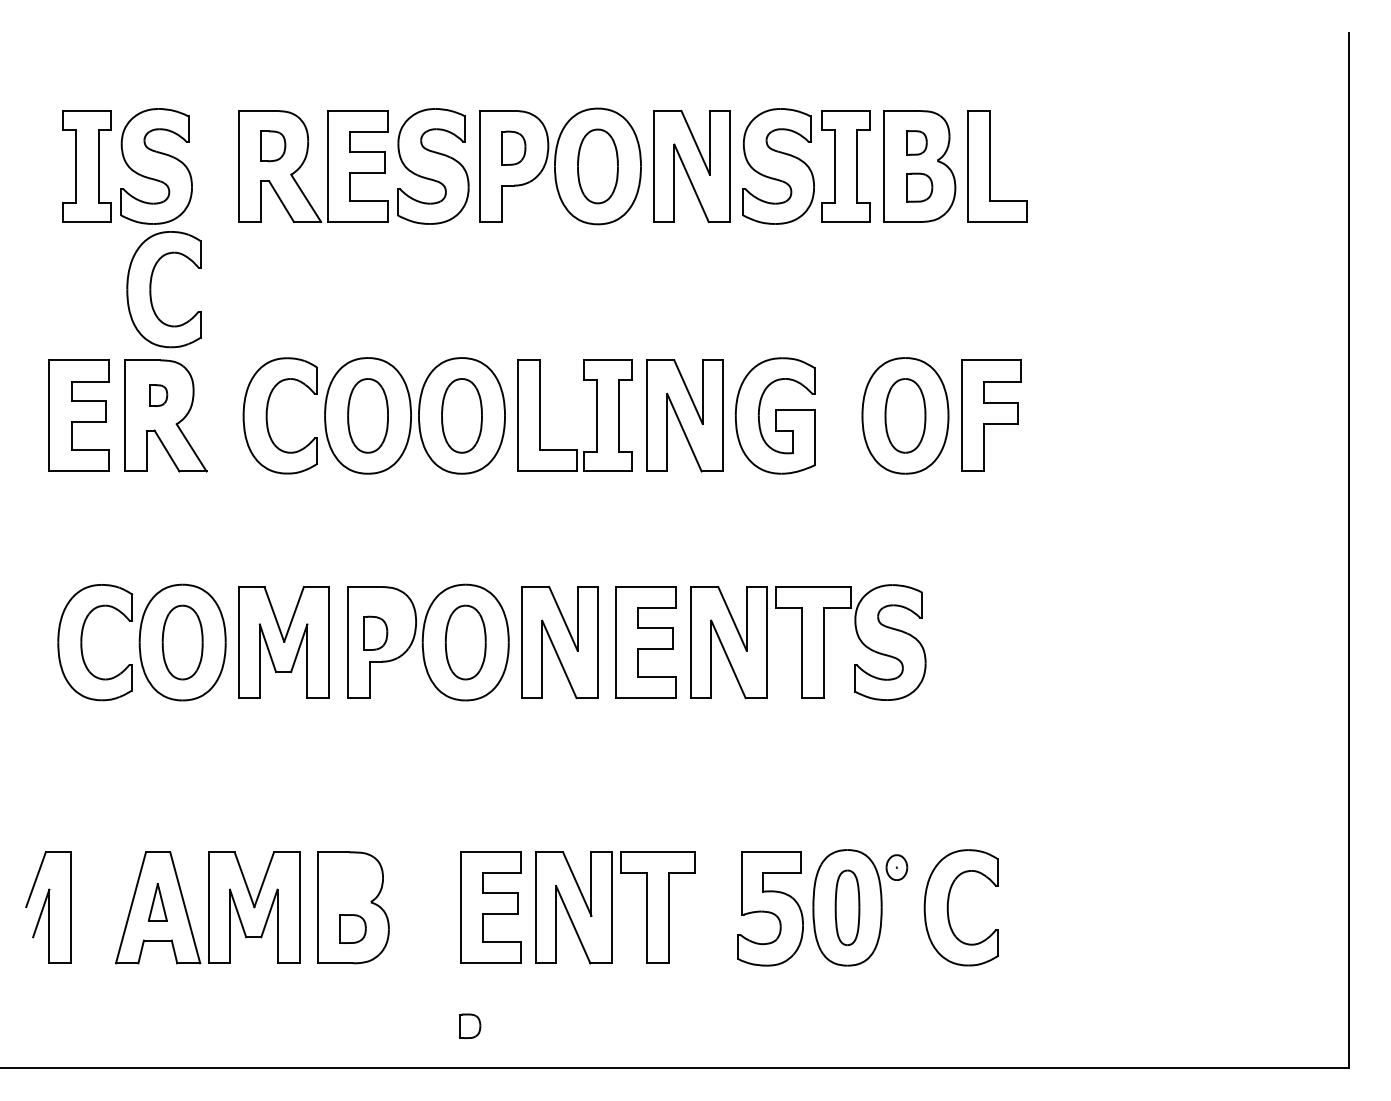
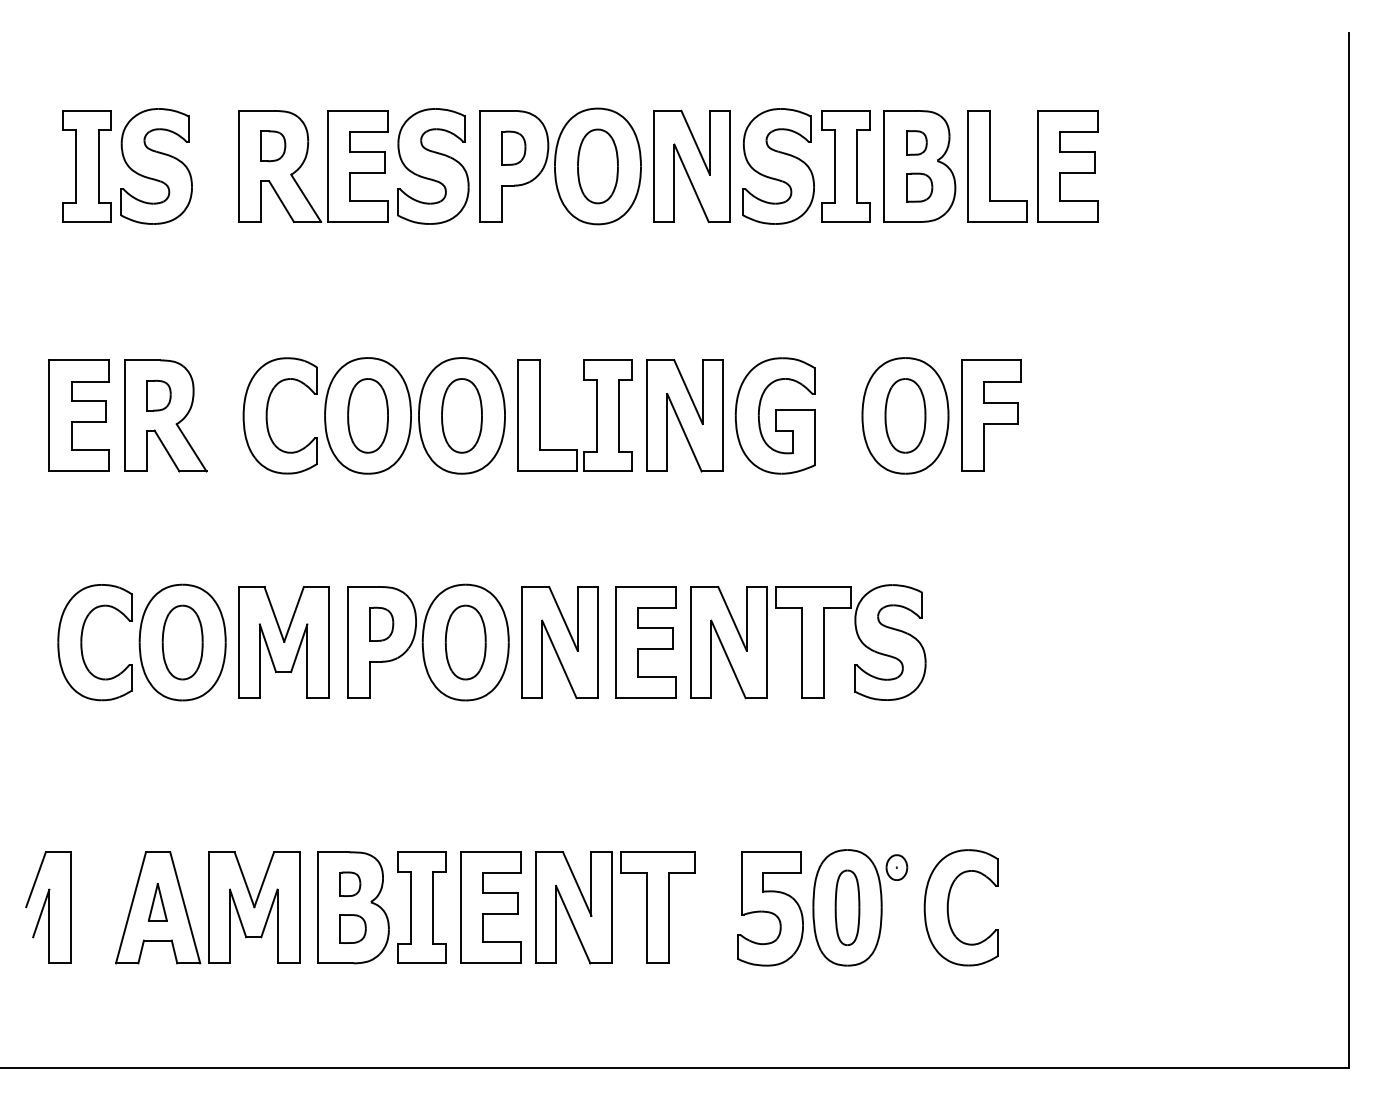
part: none -> present (1067, 166)
part: present -> none (151, 289)
part size: 20x23 px -> 26x33 px (158, 395)
part position: (375, 632) -> (381, 623) (381, 623)
part: none -> present (421, 907)
part position: (470, 1025) -> (350, 883) (350, 883)
